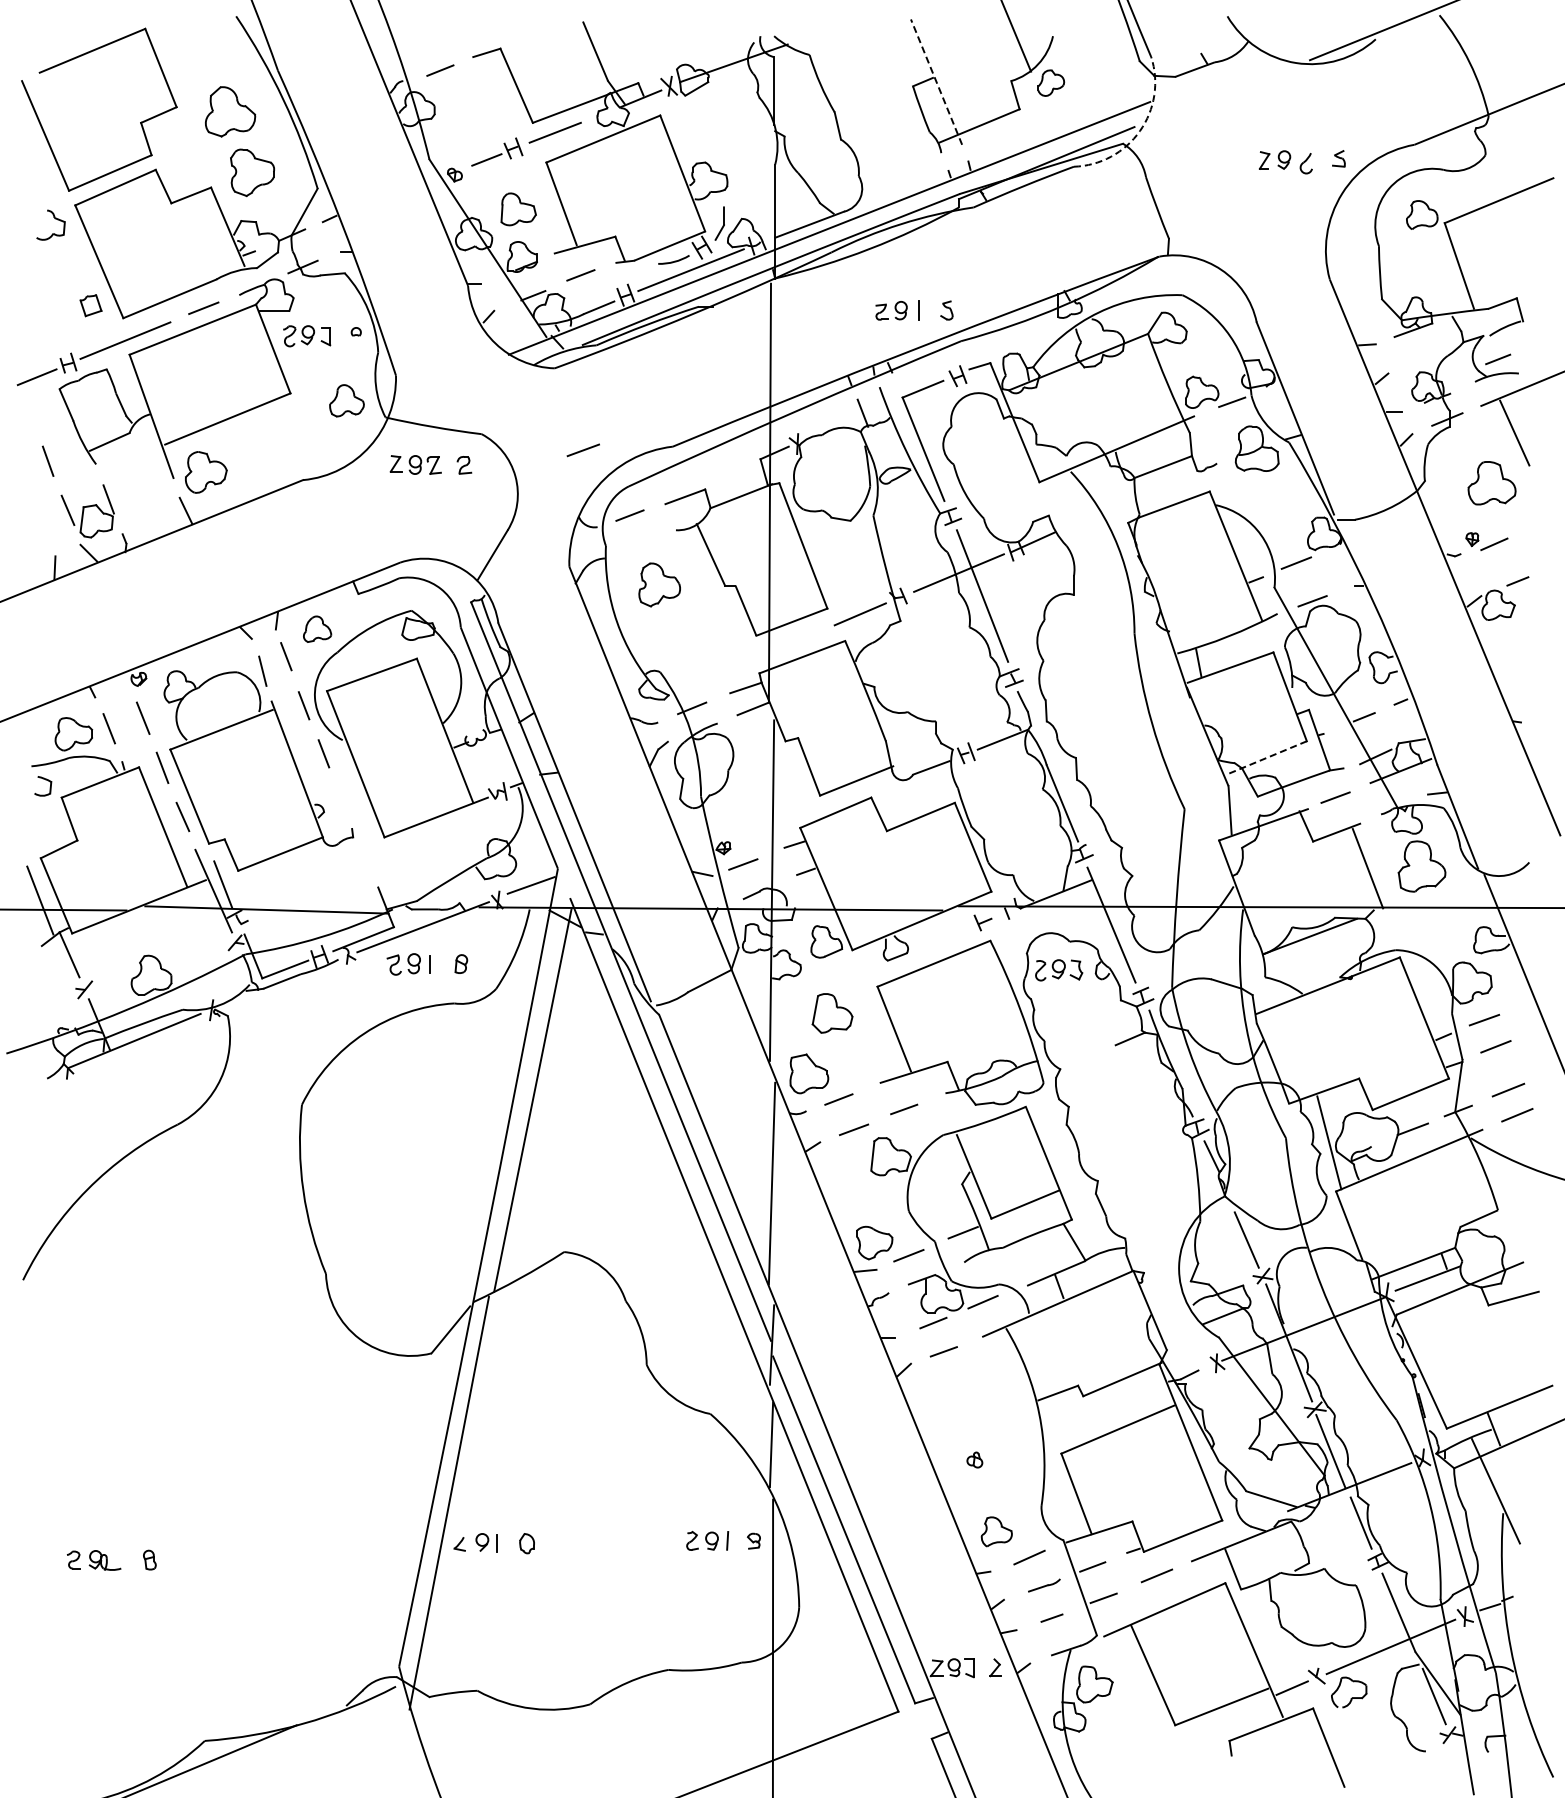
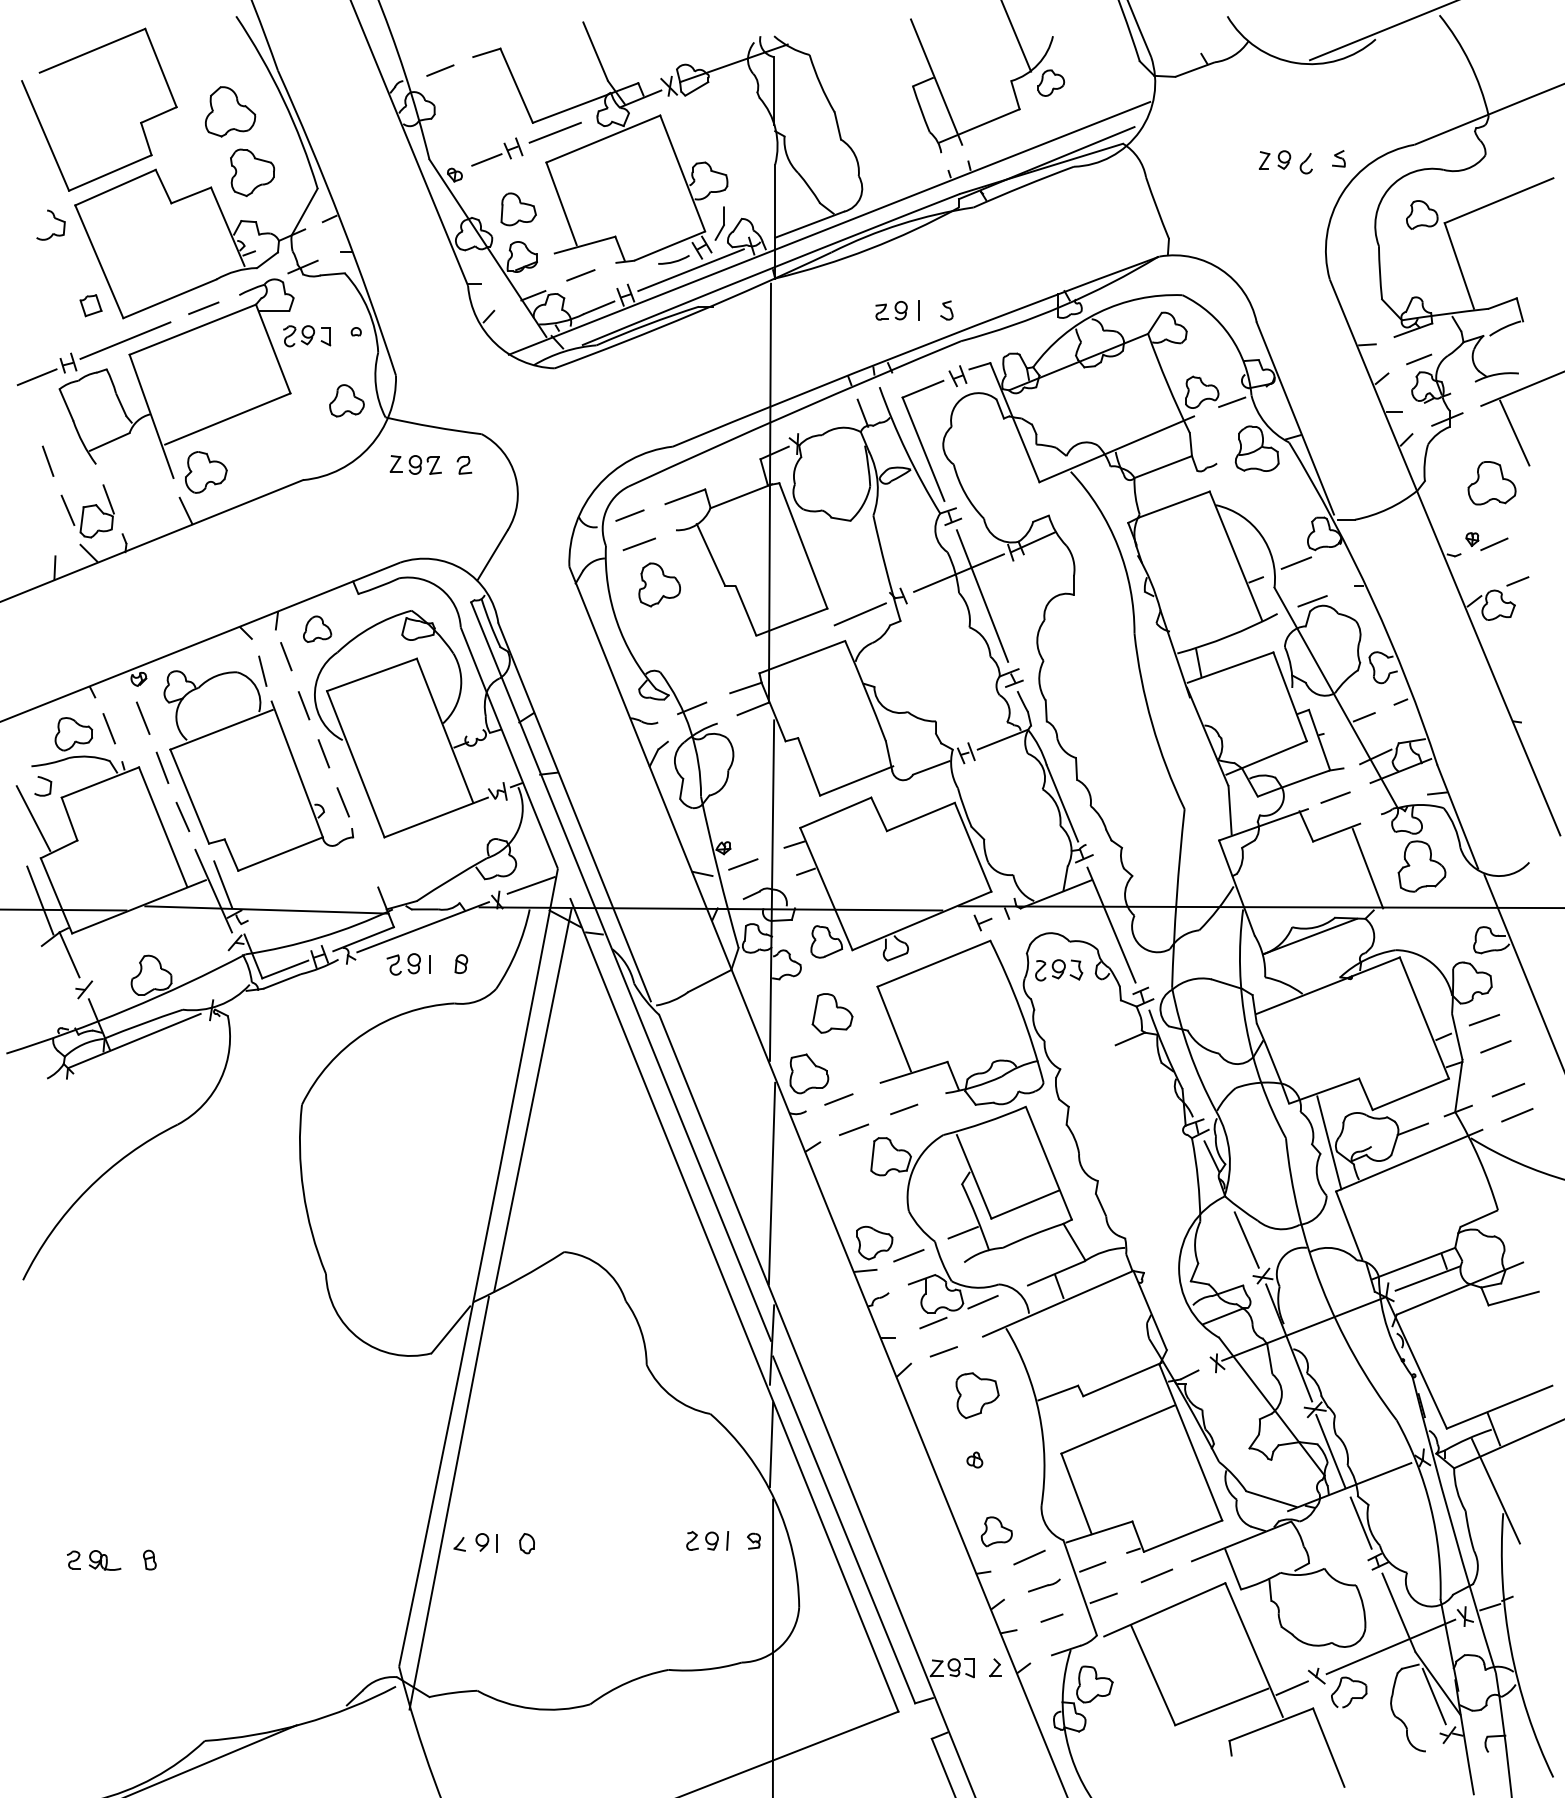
line: dashed -> solid (936, 82)
arc: dashed -> solid (1139, 131)
line position: (1498, 359) -> (1419, 359) (1419, 359)
line position: (582, 450) -> (638, 544) (638, 544)
line: dashed -> solid (1266, 757)
line: none -> present (343, 802)
line: none -> present (33, 818)
part: none -> present (977, 1395)
